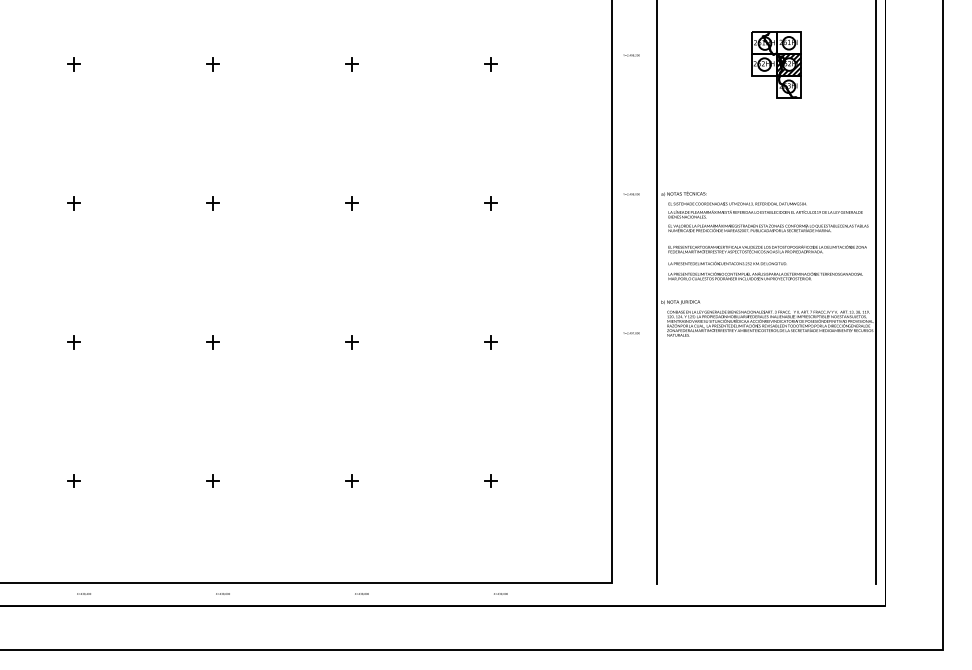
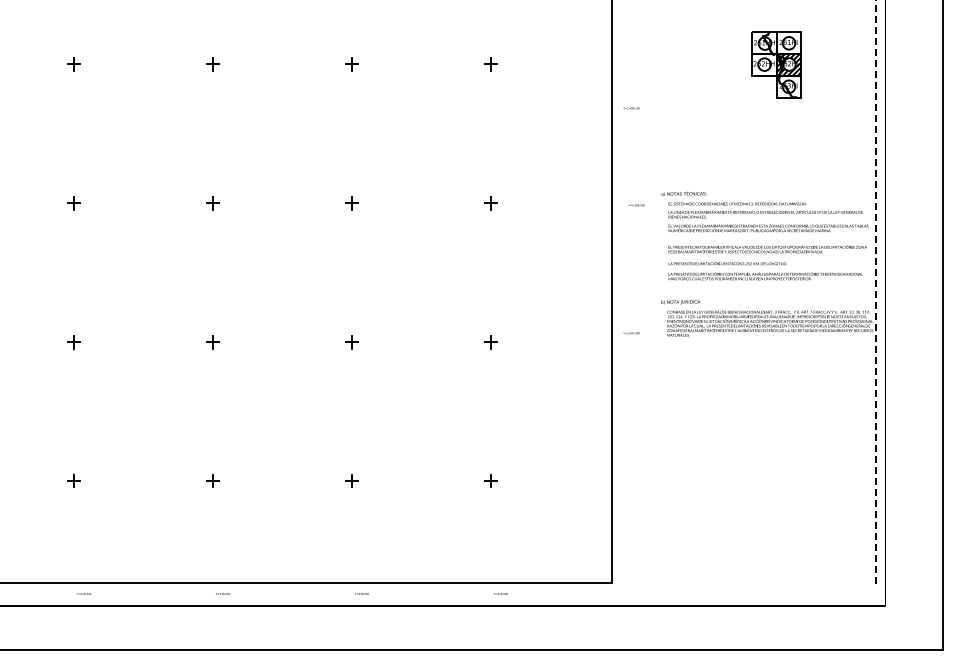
text position: (631, 55) -> (631, 108) (631, 108)
text position: (631, 194) -> (636, 205) (636, 205)
line: solid -> dashed (875, 292)
line: present -> none (657, 293)
